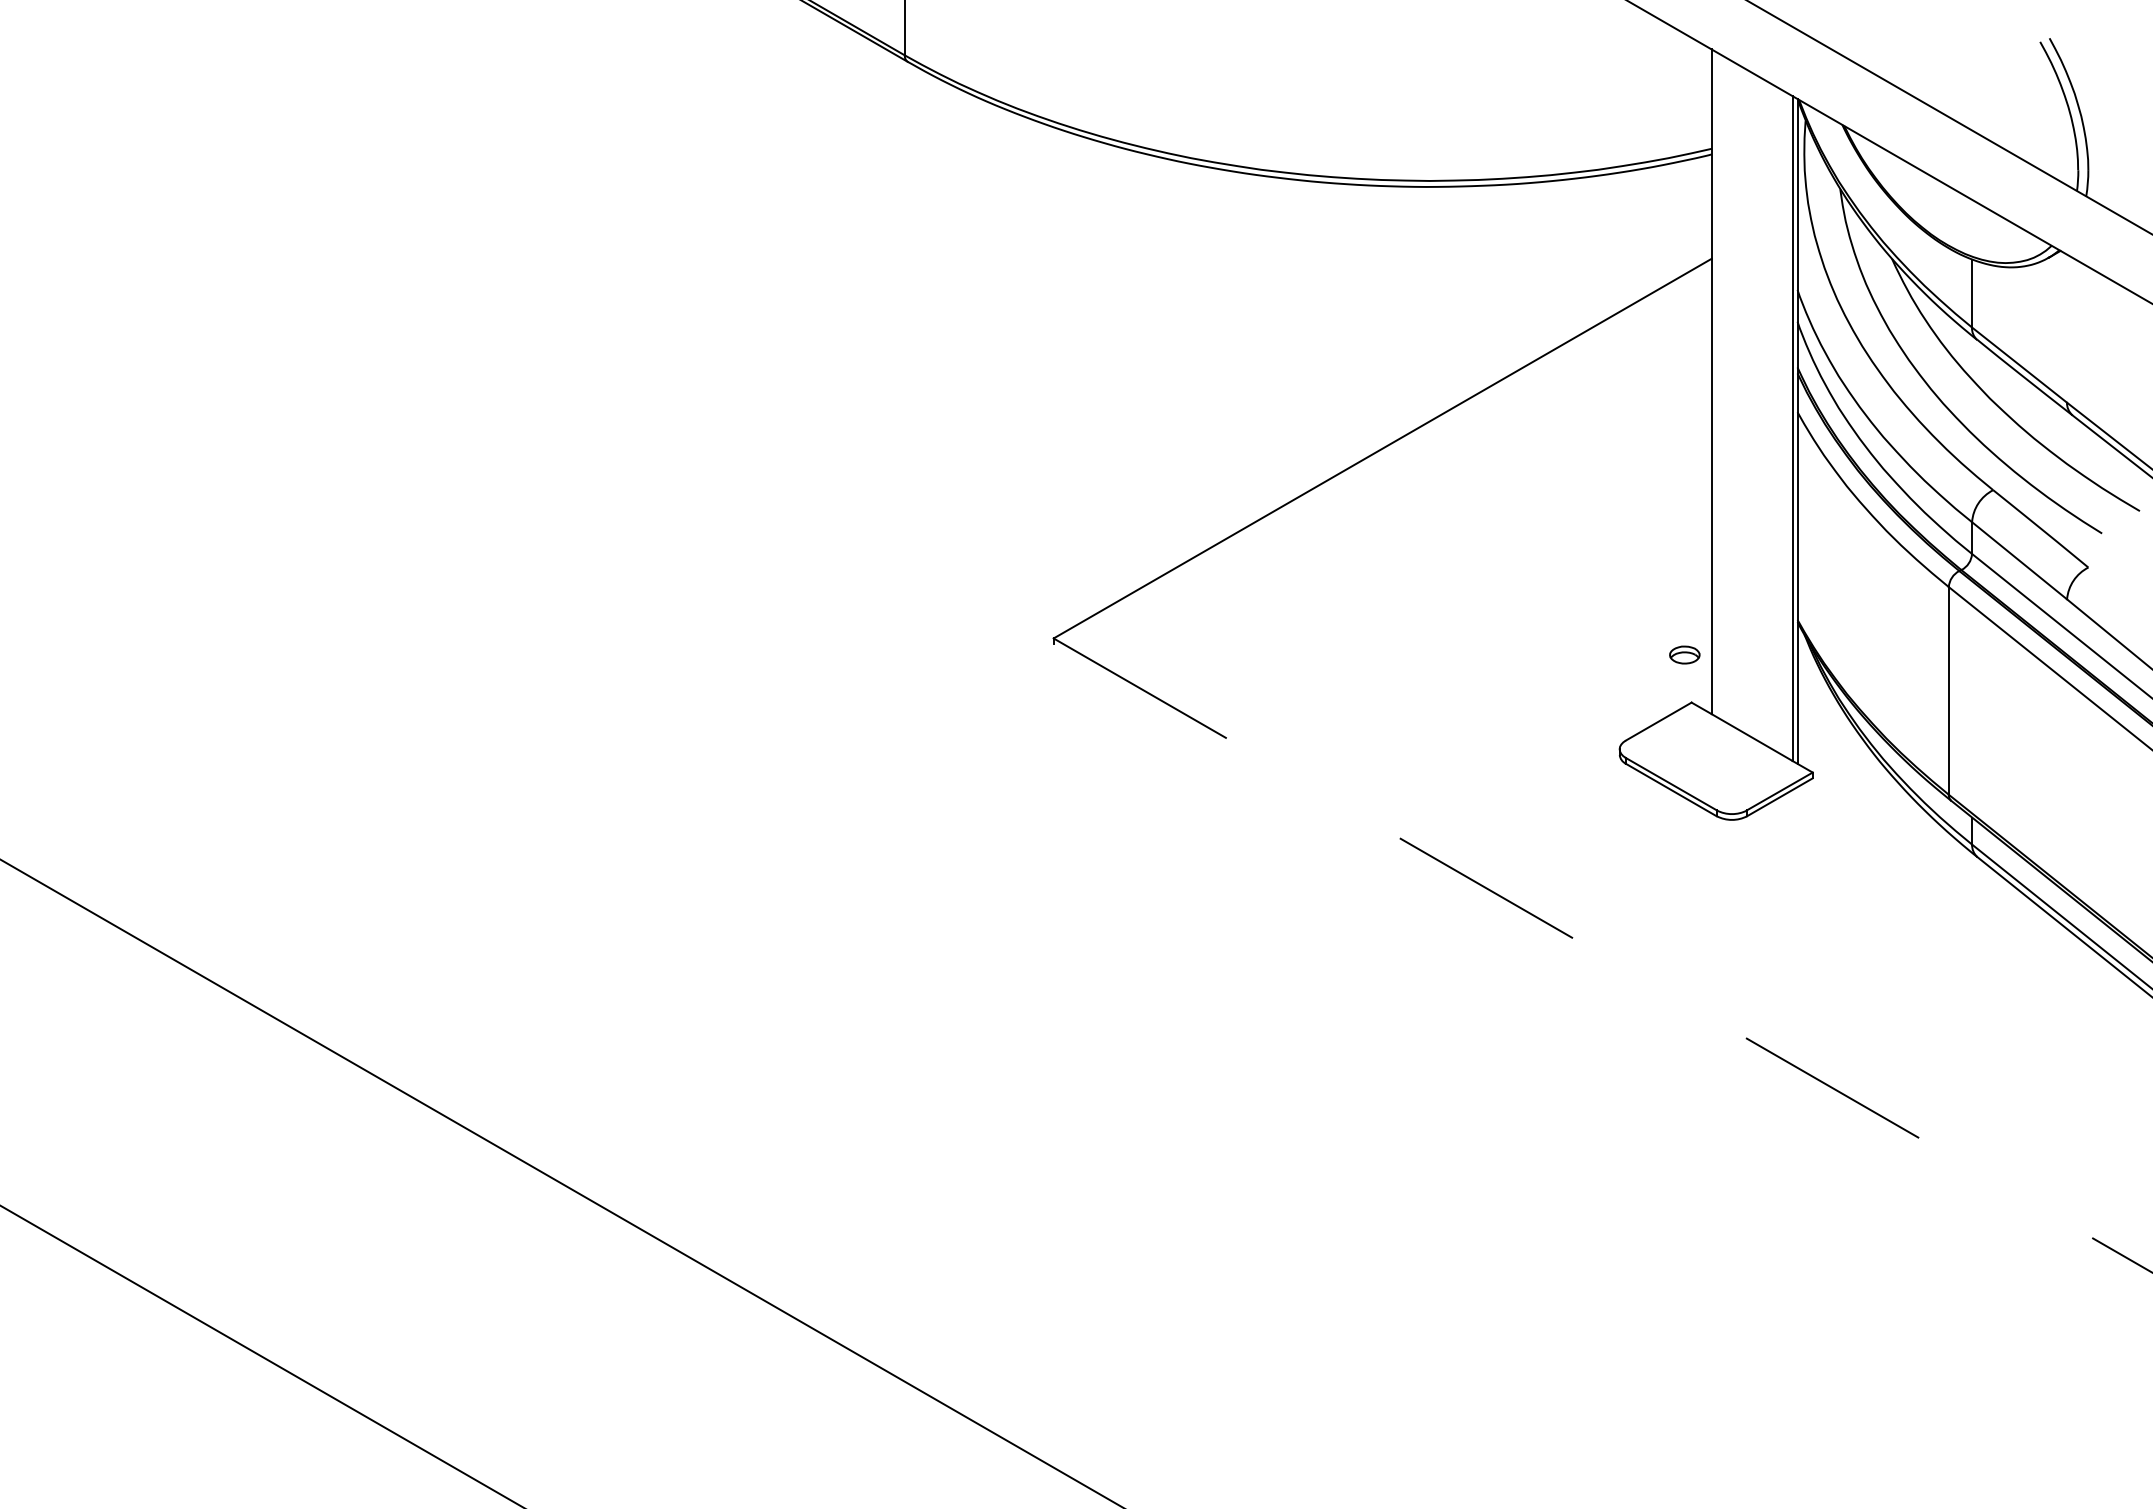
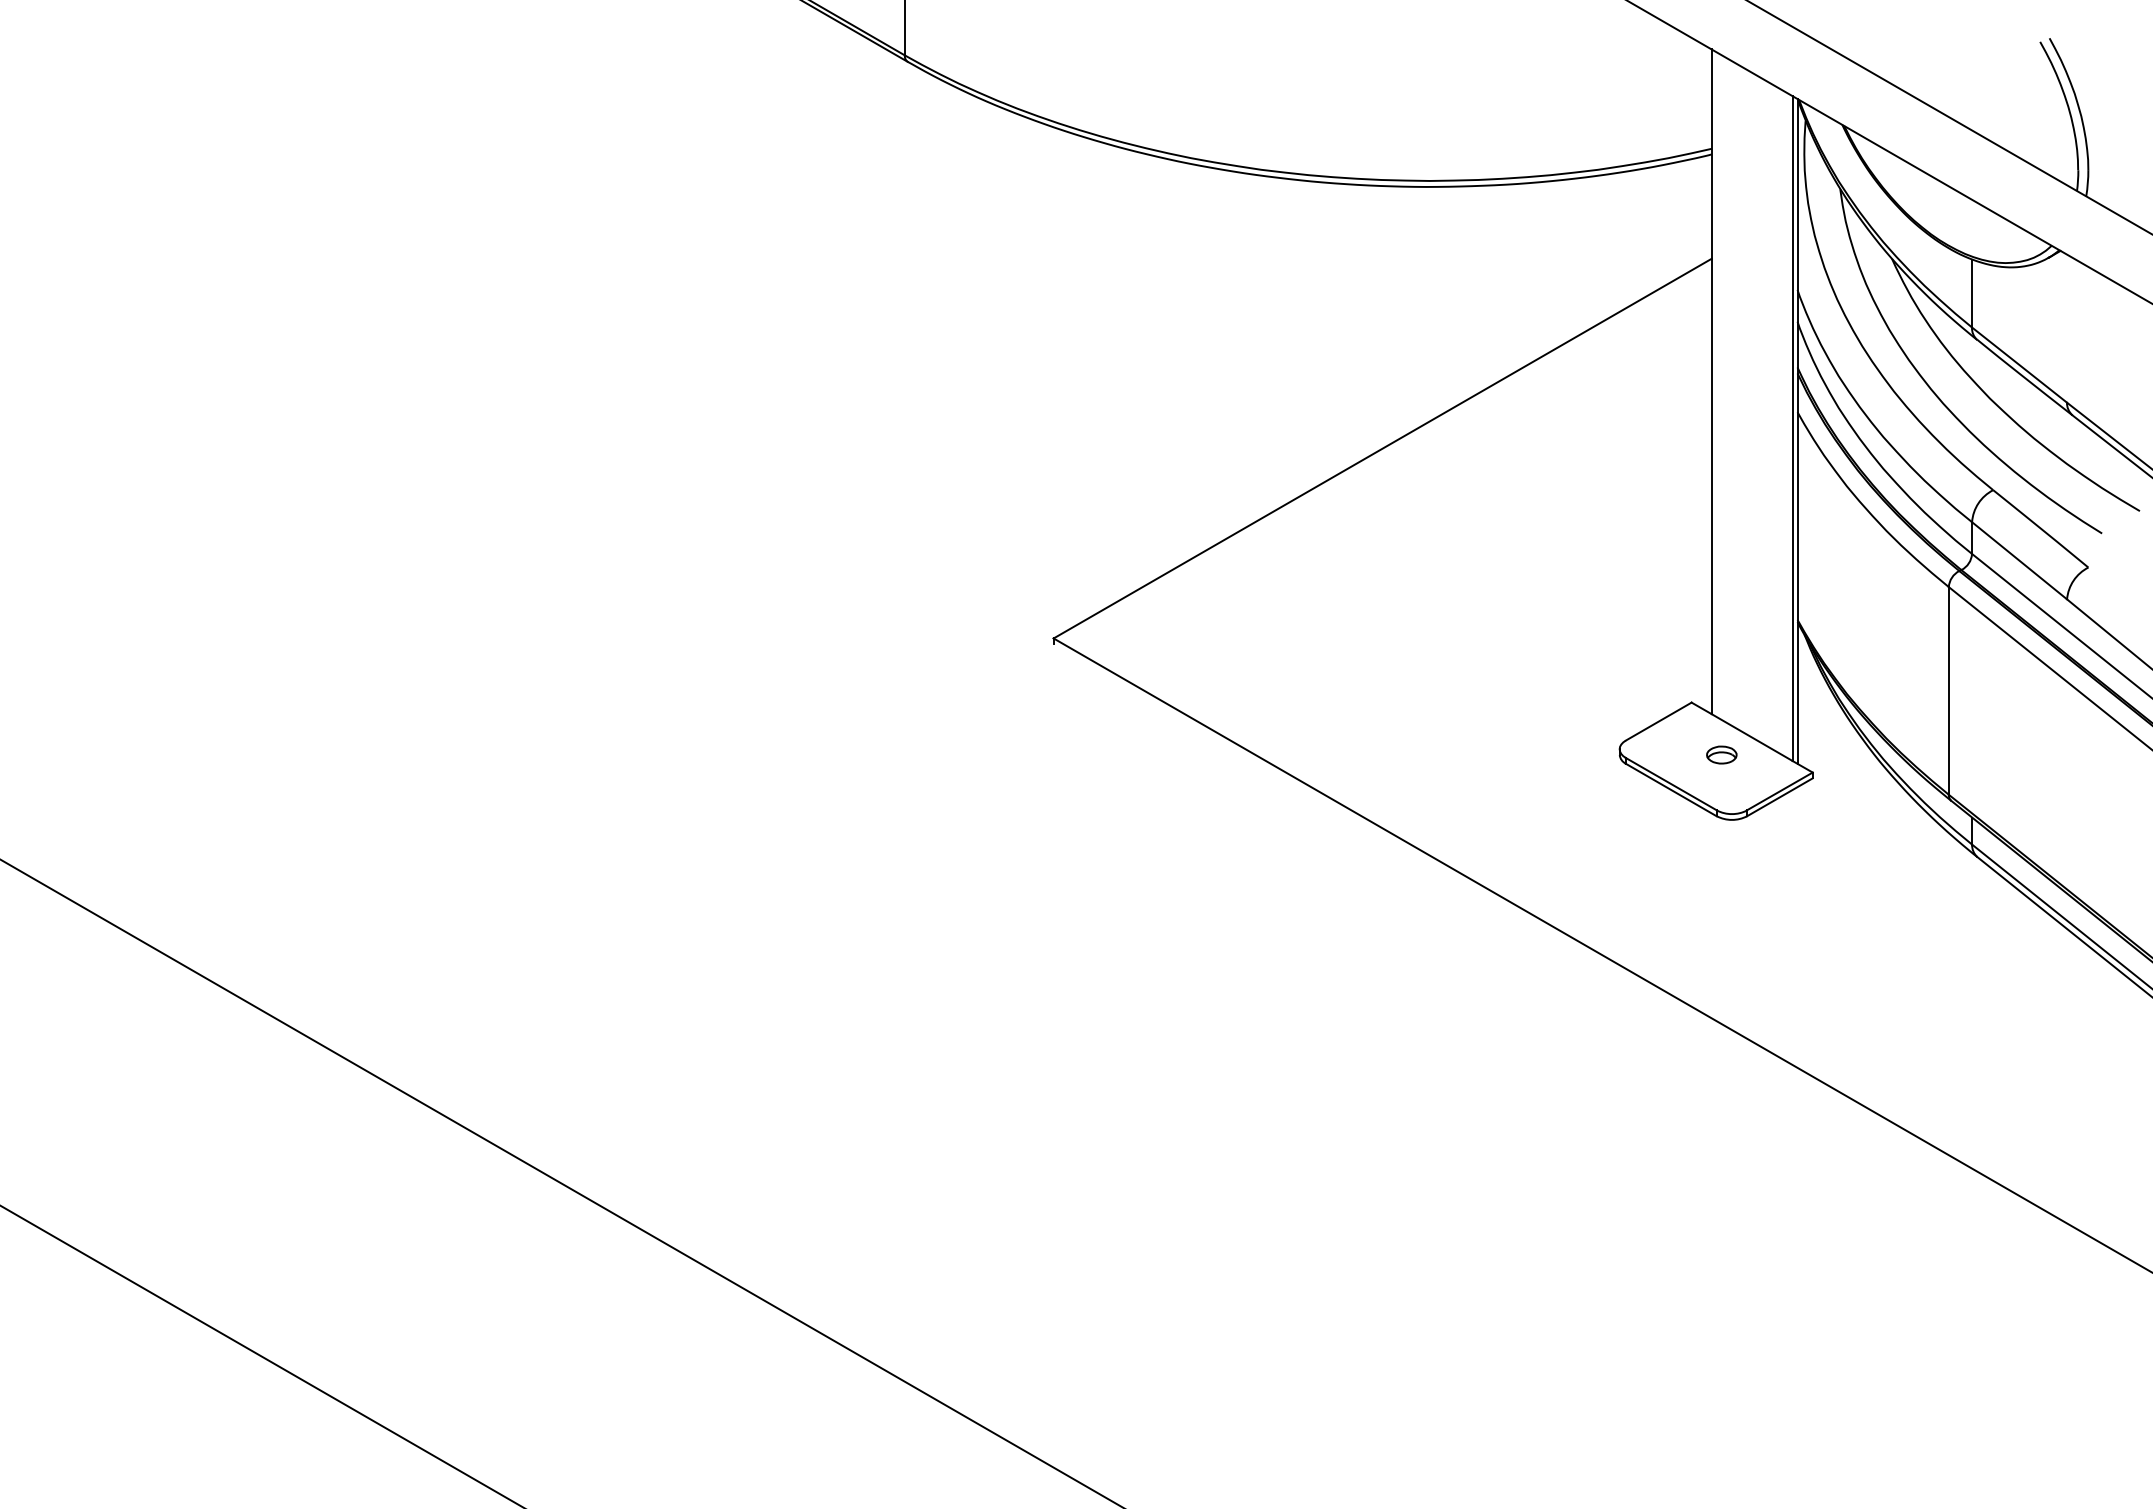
part position: (1684, 654) -> (1721, 754) (1721, 754)
line: dashed -> solid (1603, 955)
